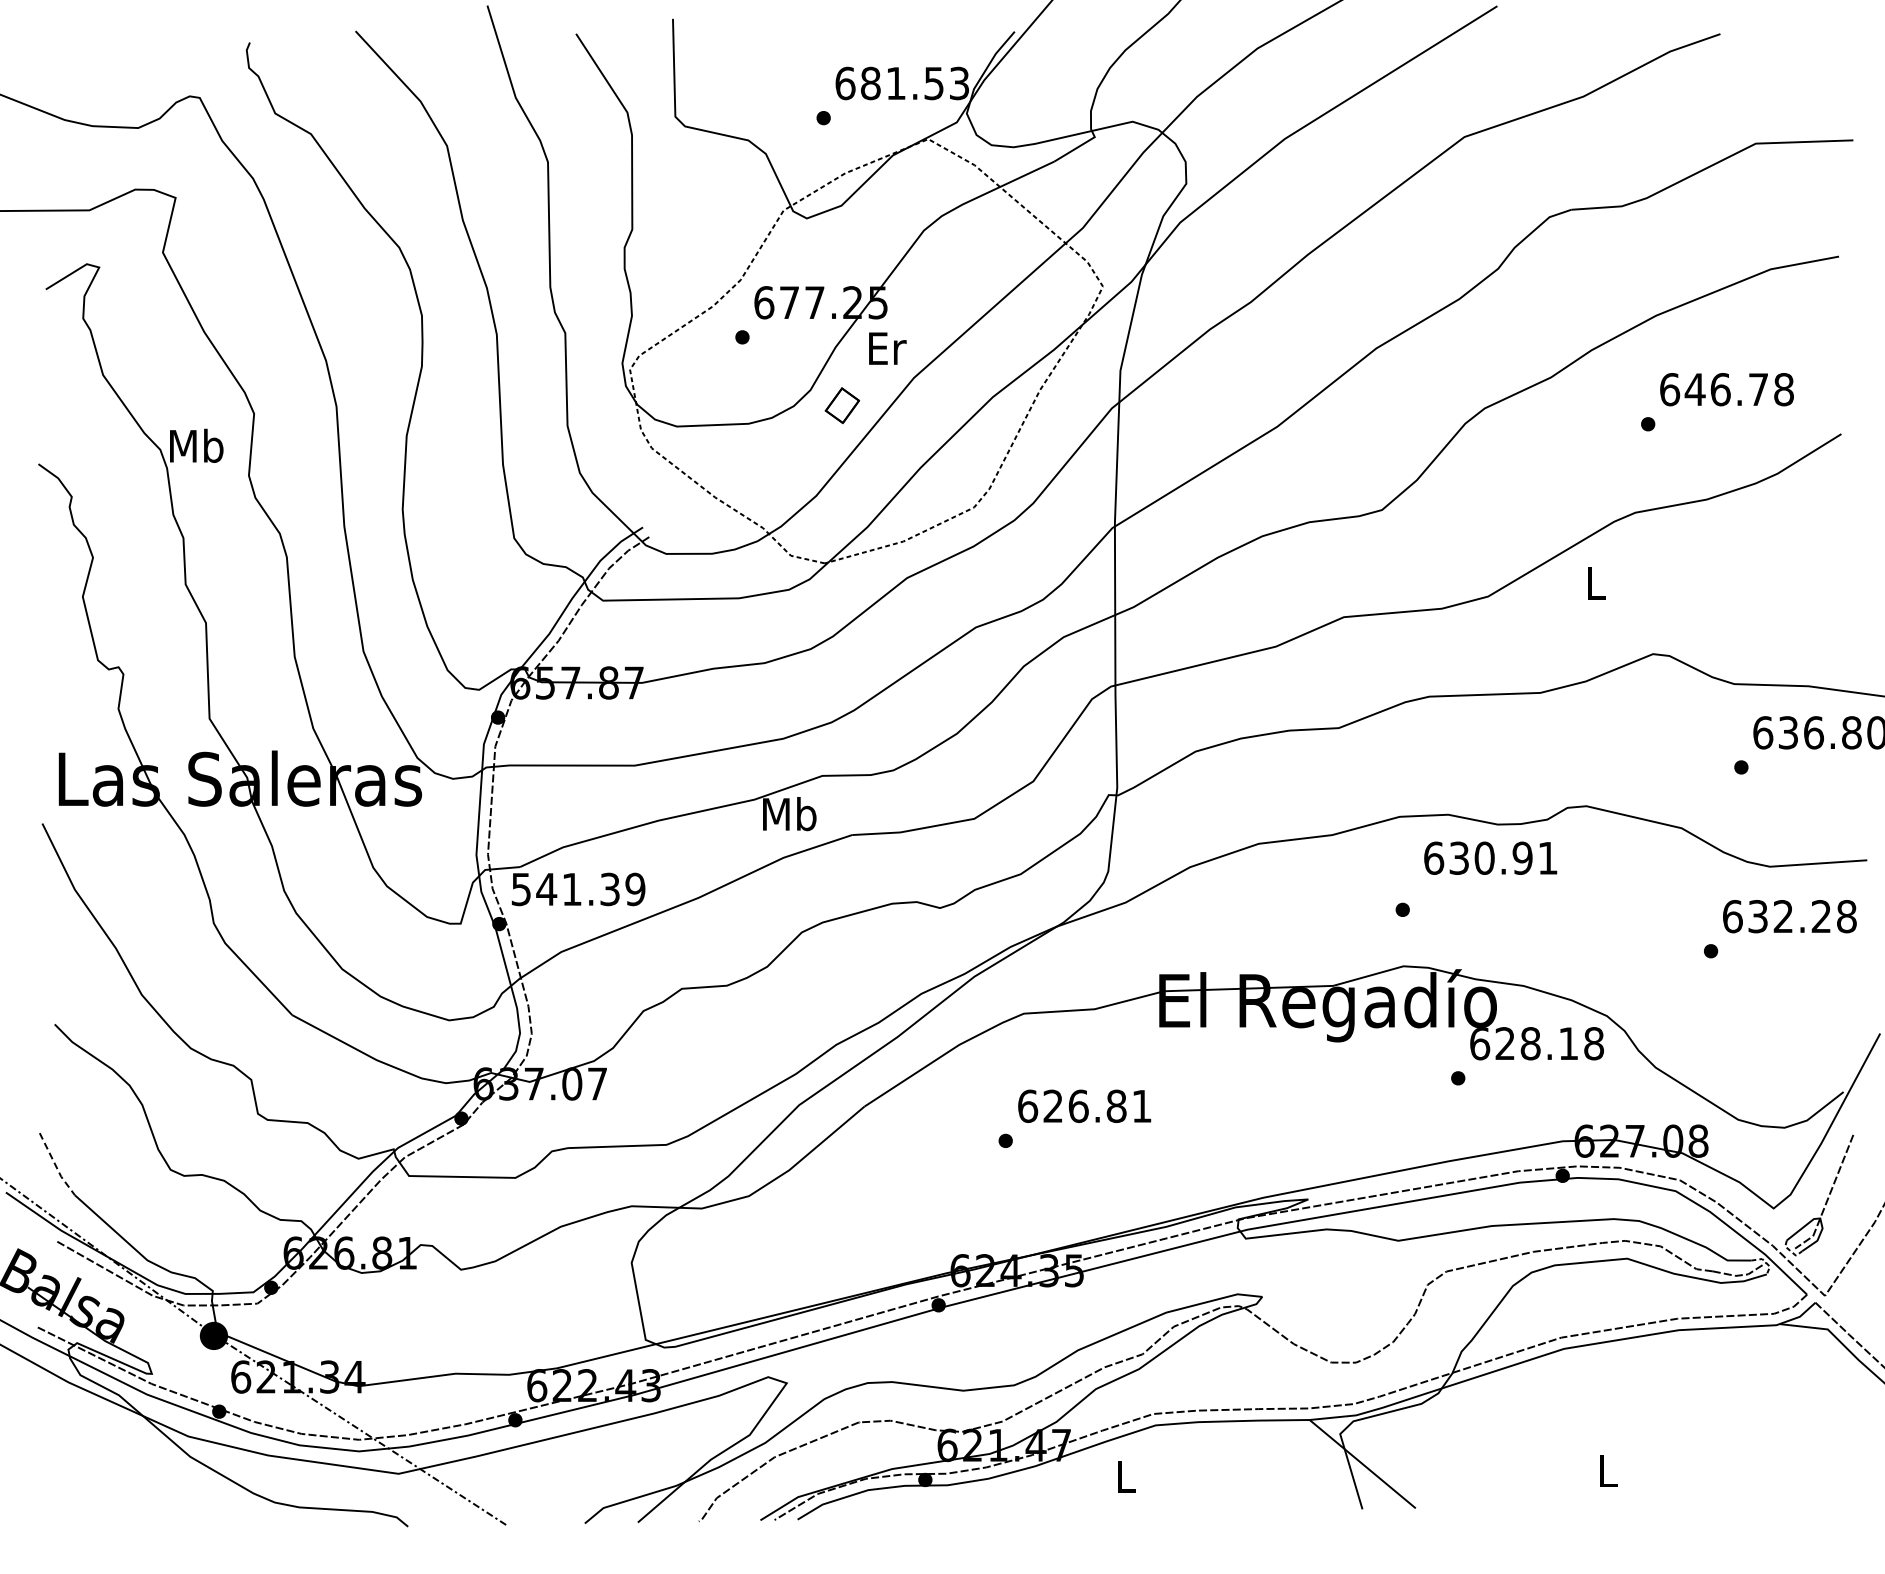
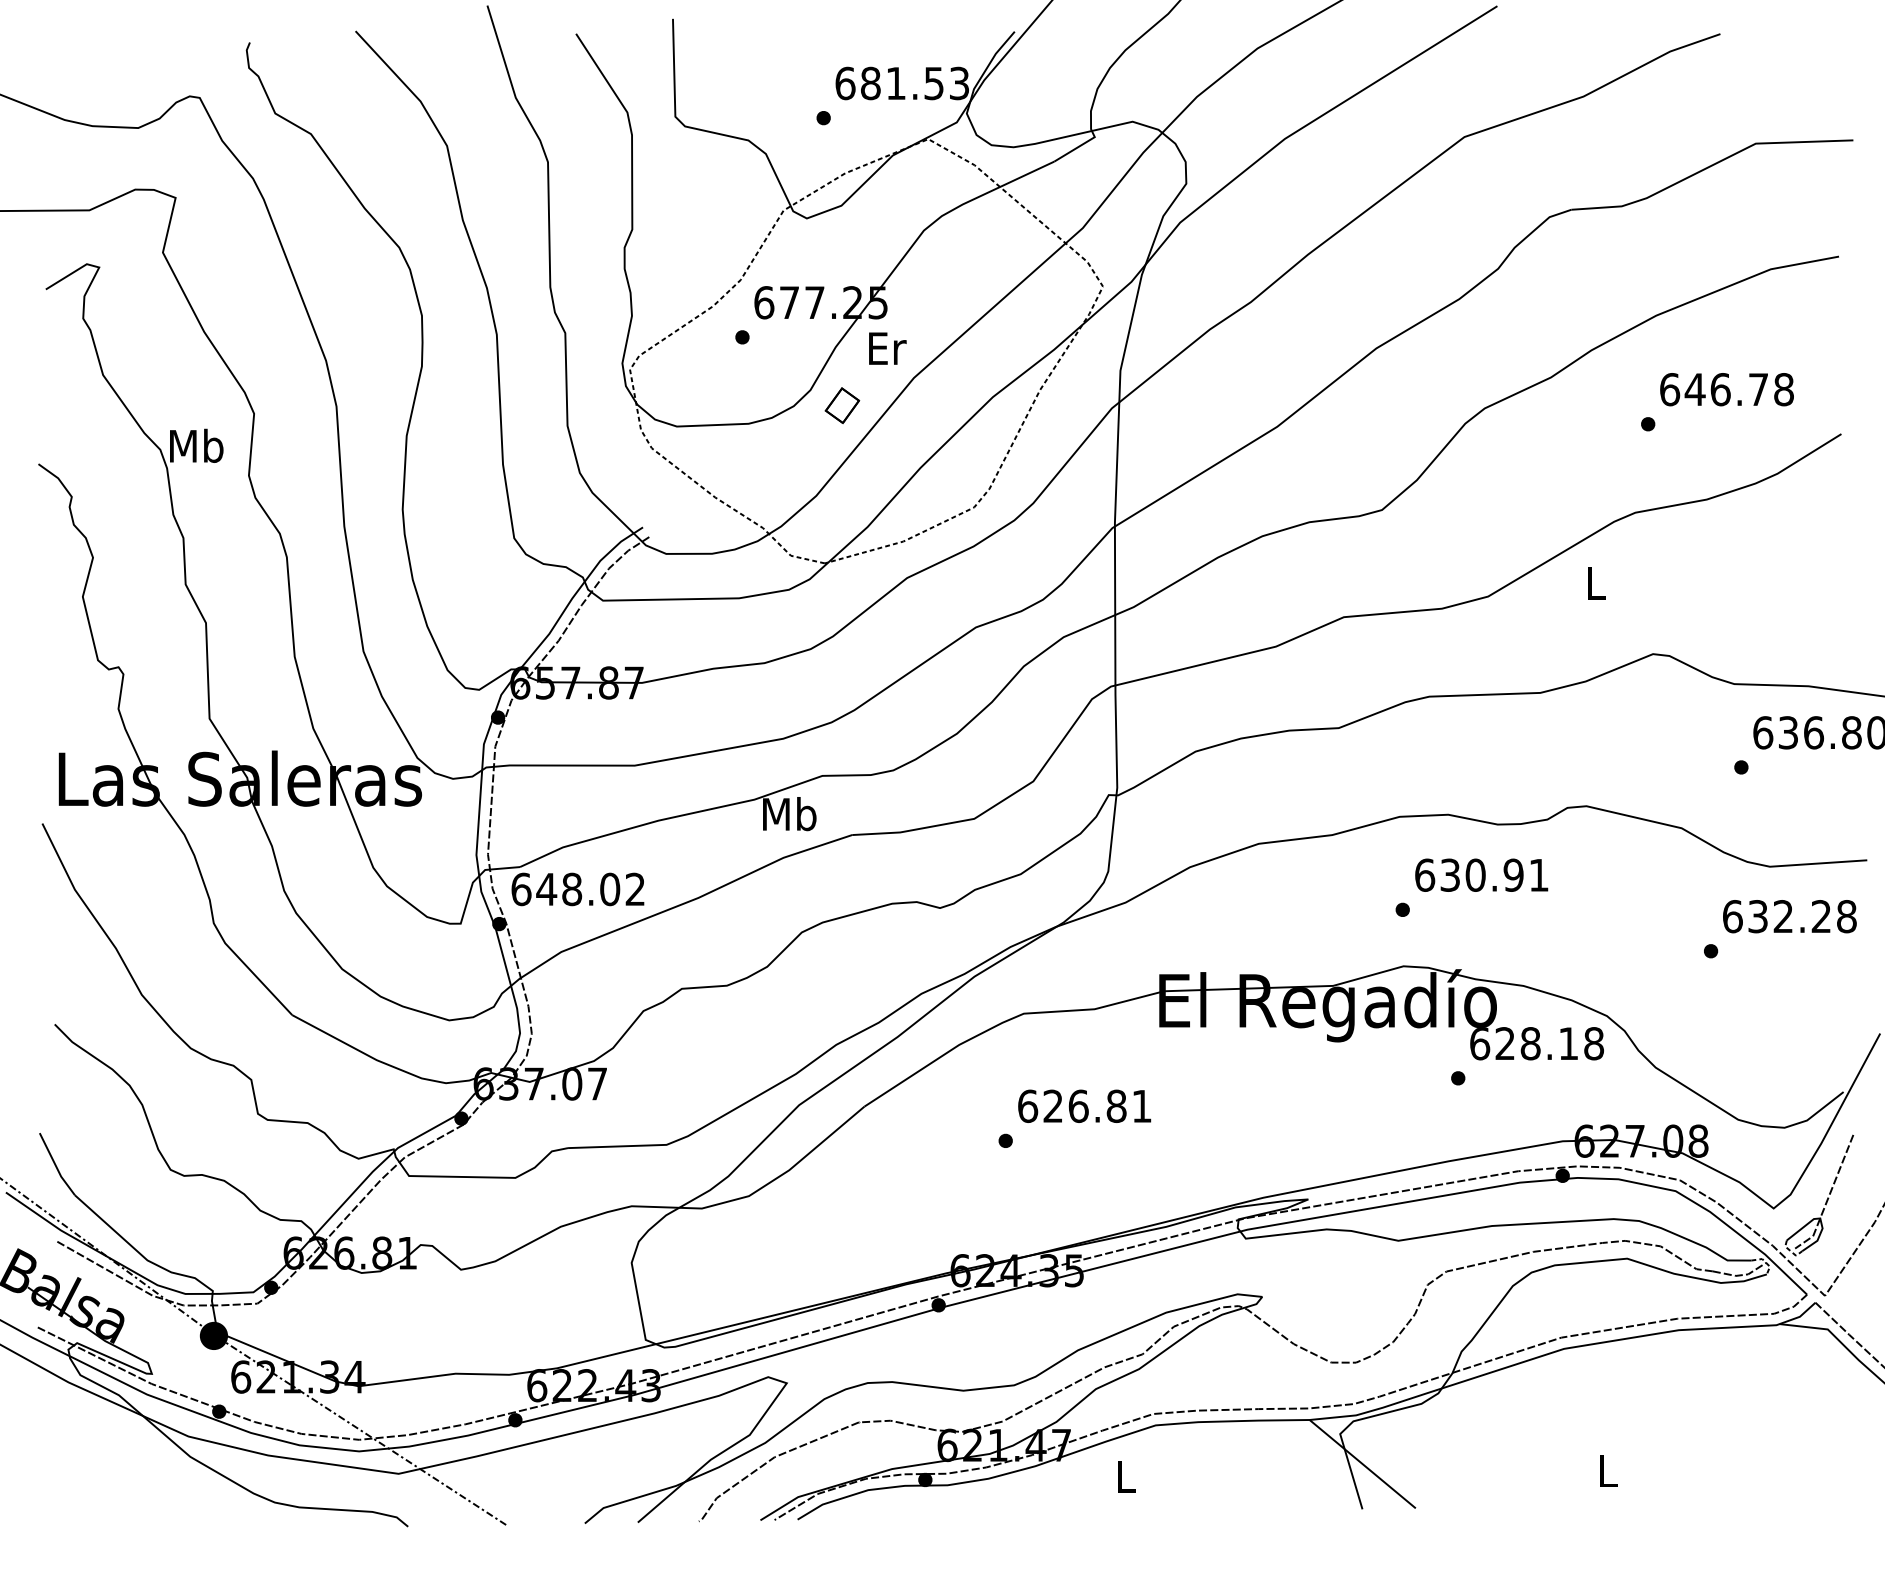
text position: (1490, 857) -> (1481, 874) (1481, 874)
text: 541.39 -> 648.02 (578, 889)
line: dashed -> solid (55, 1166)
